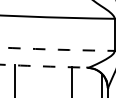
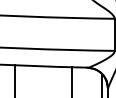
arc: dashed -> solid (57, 49)
arc: dashed -> solid (43, 66)
